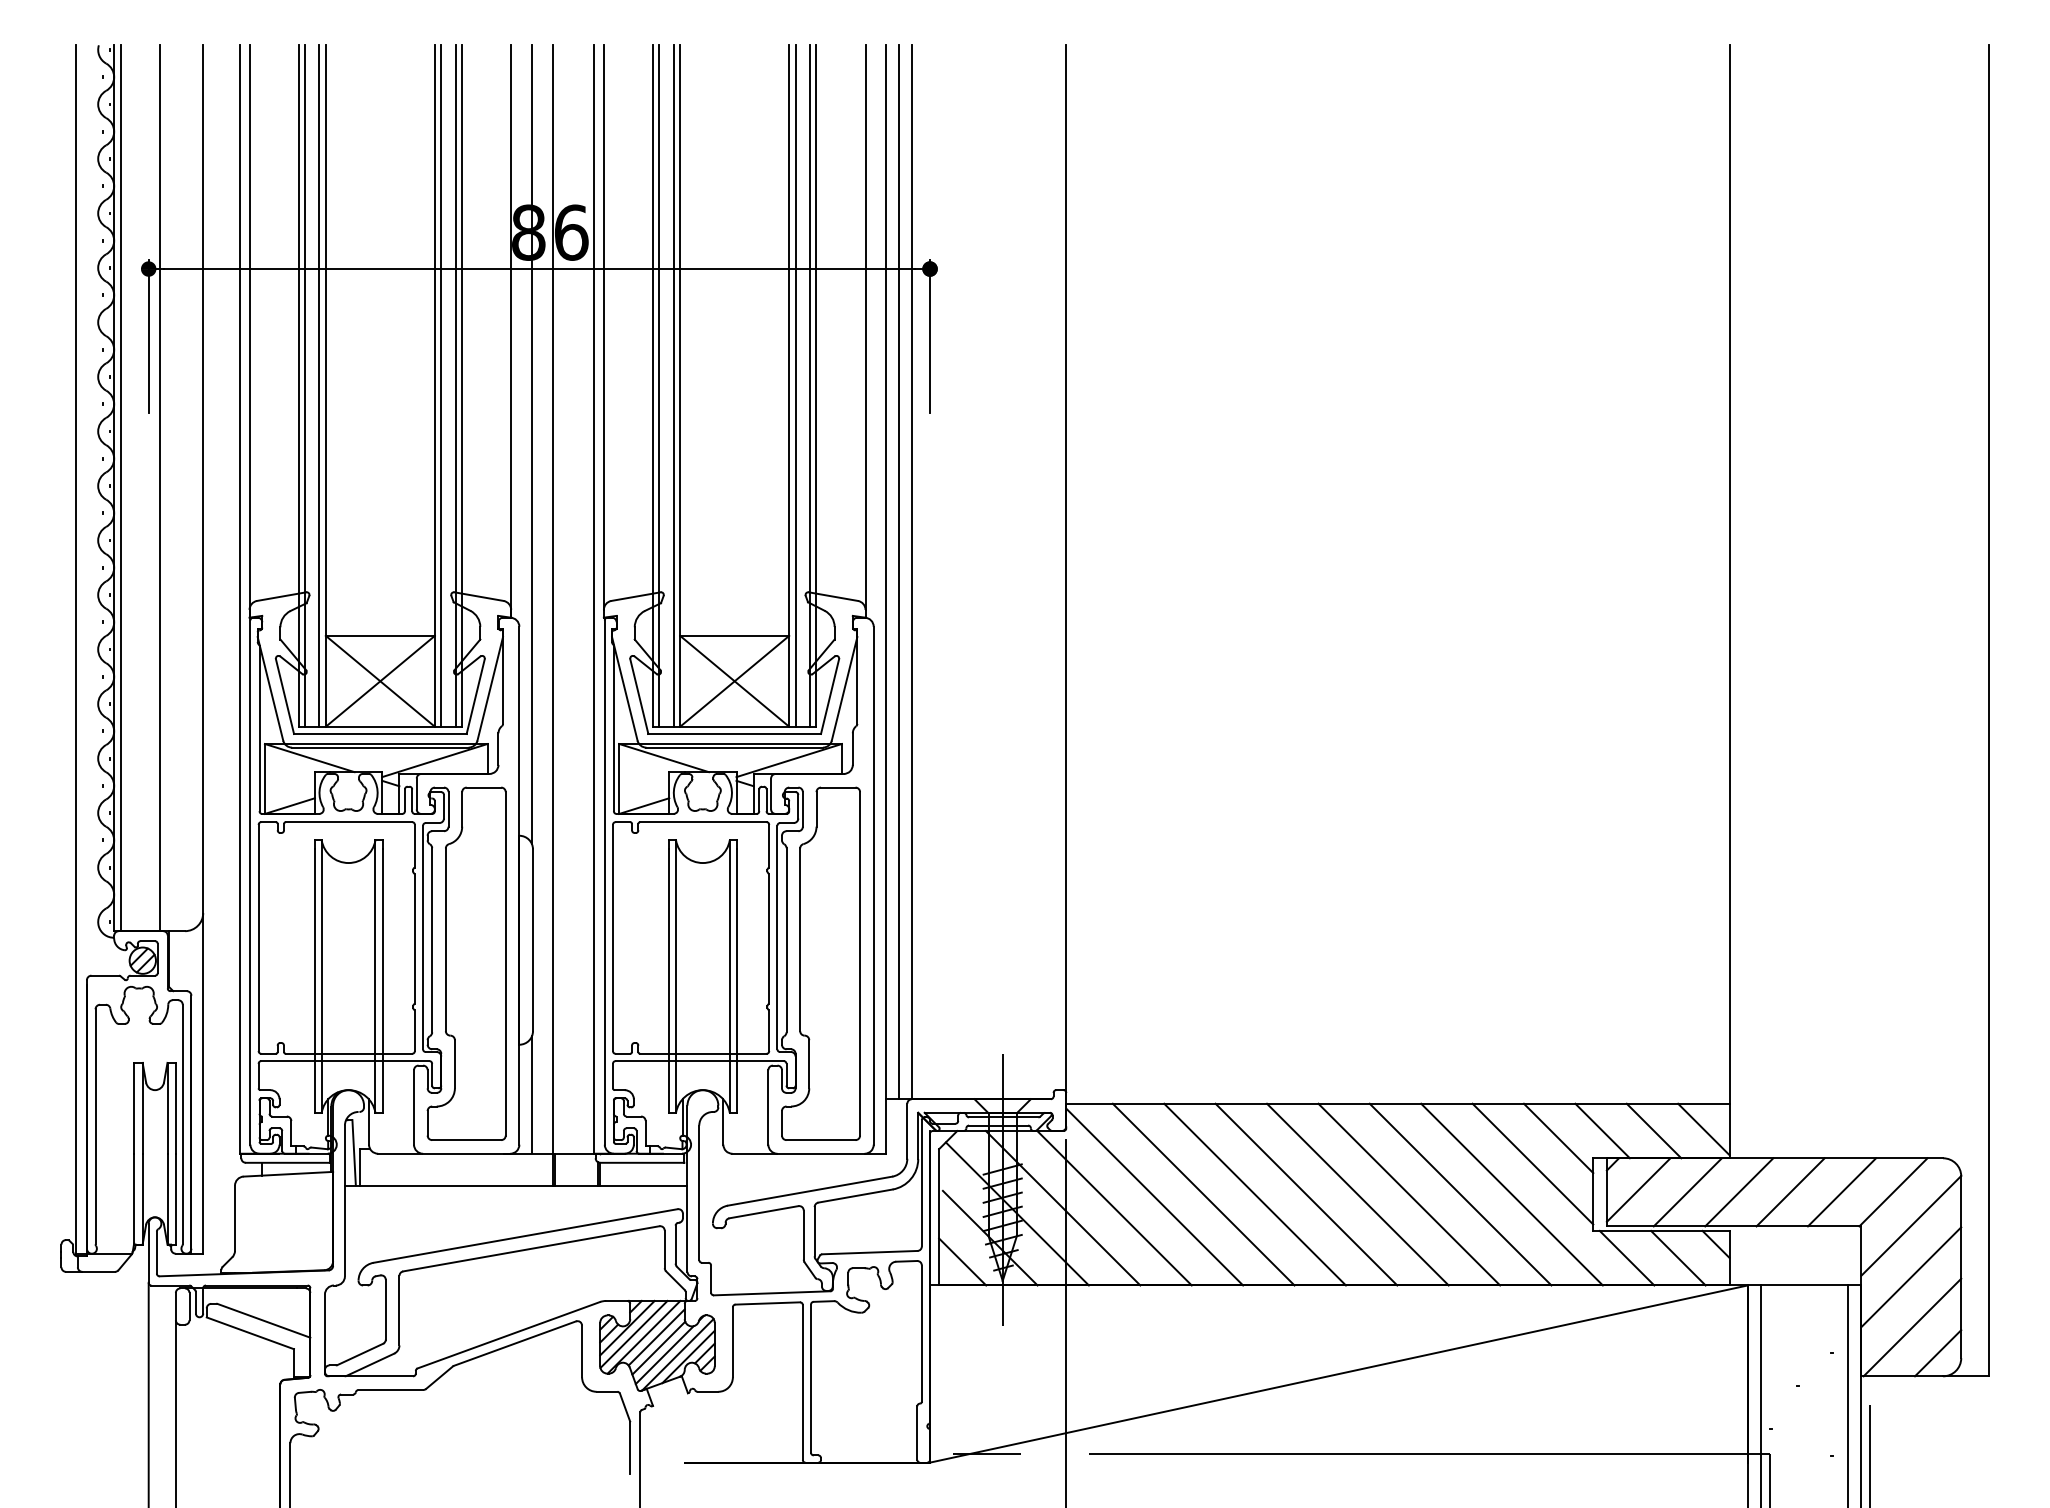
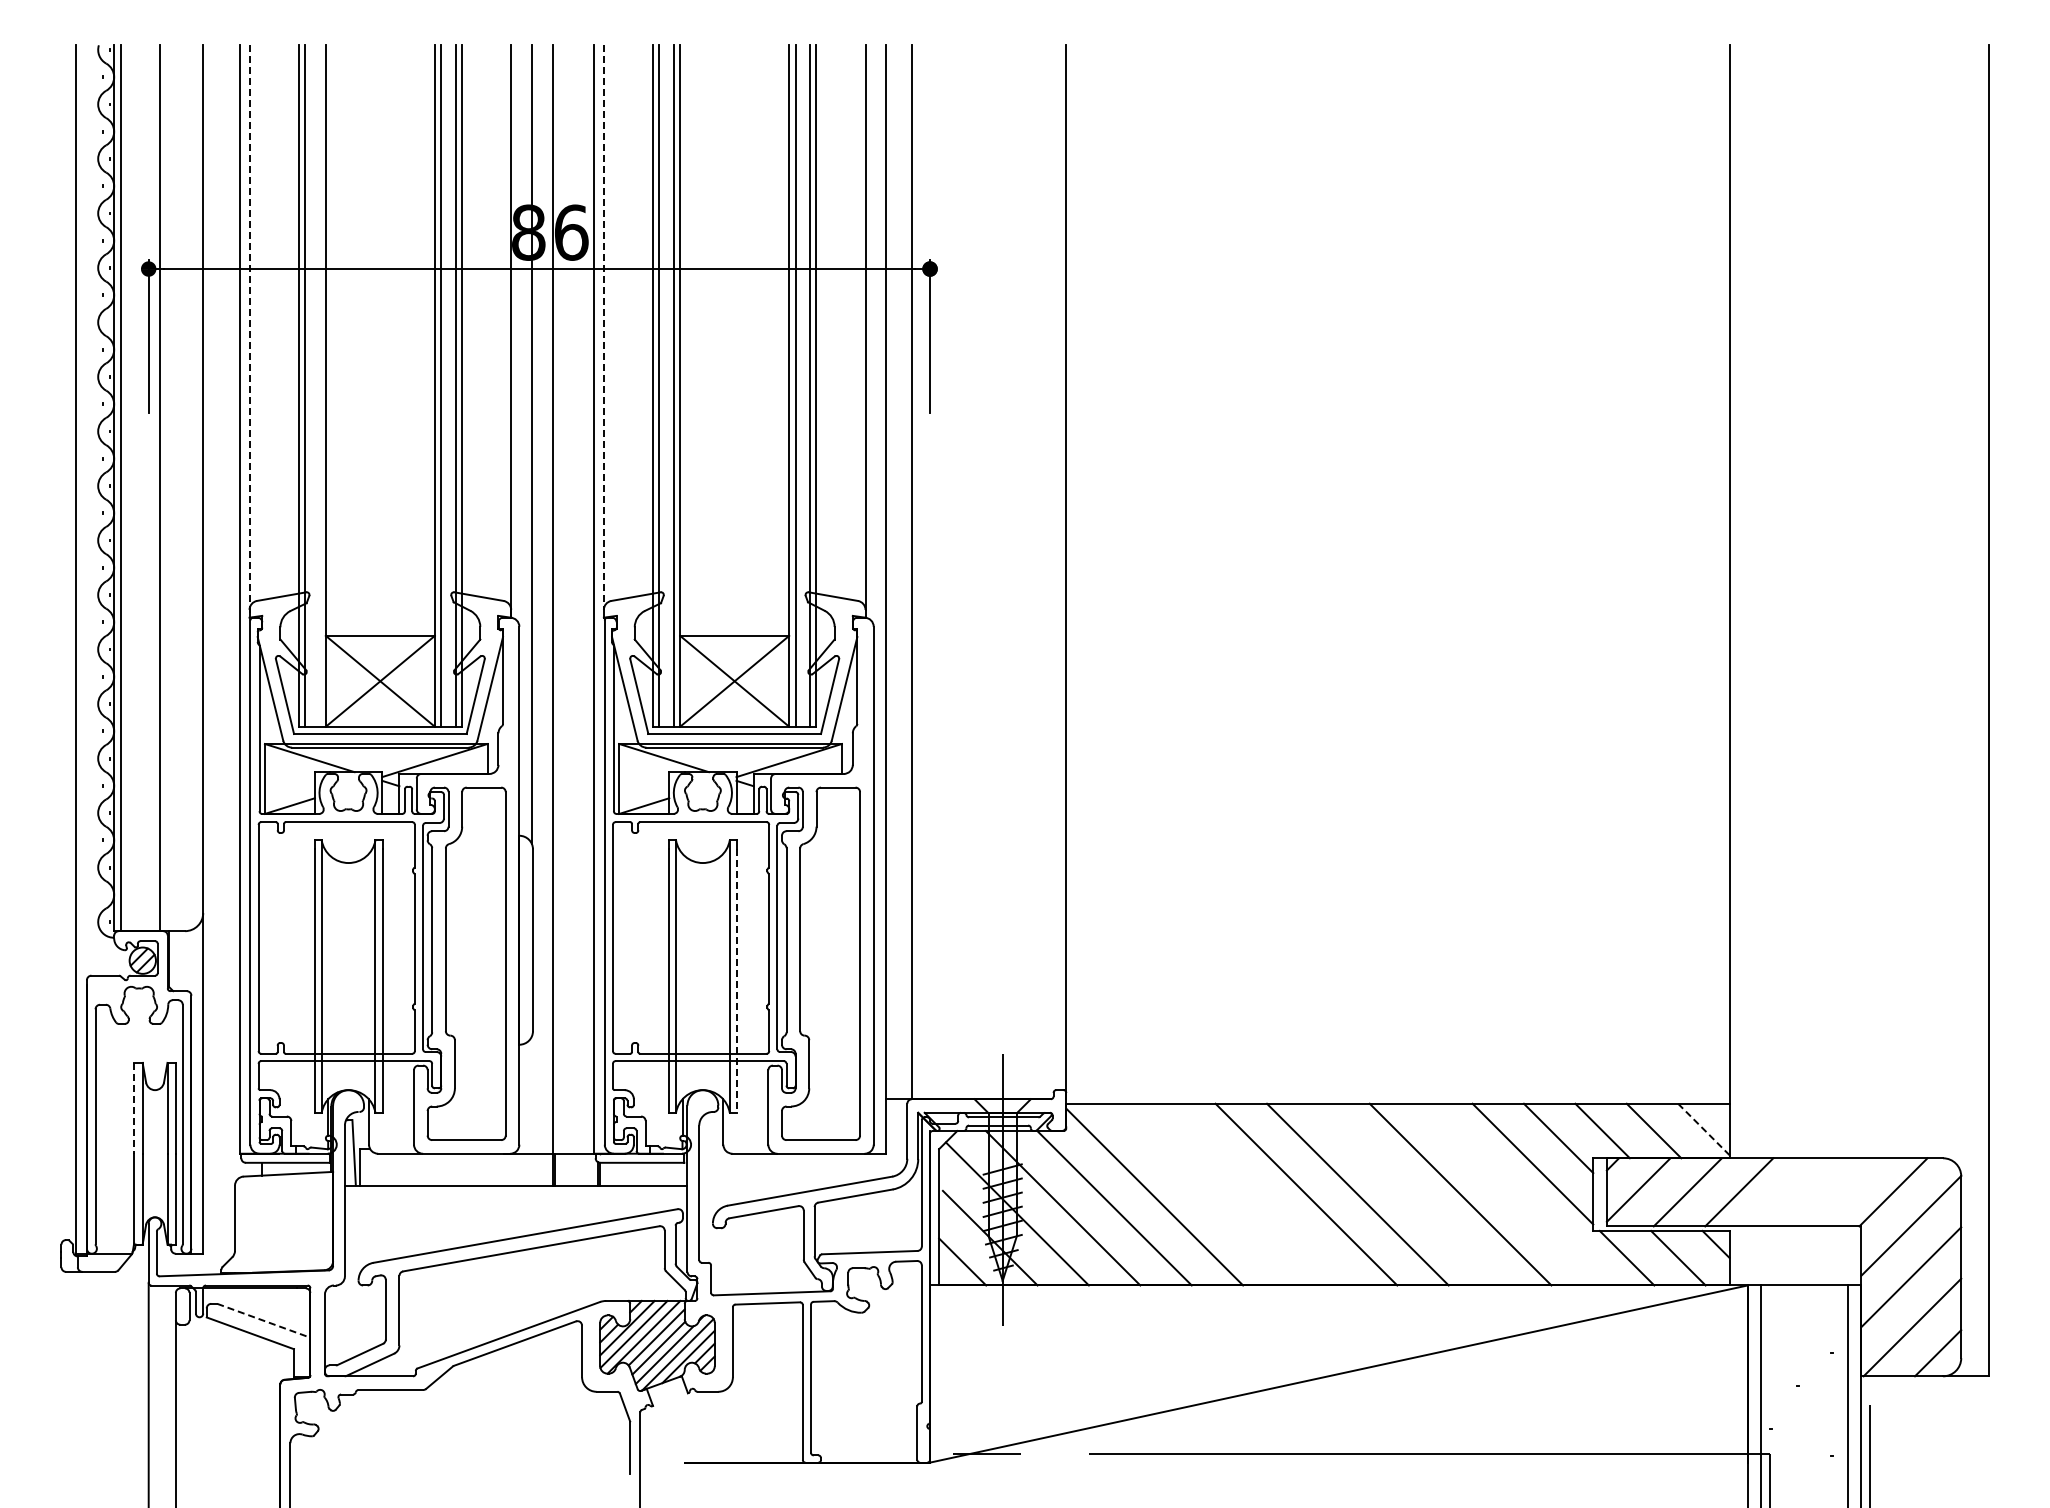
line: solid -> dashed (603, 328)
line: solid -> dashed (249, 331)
line: present -> none (319, 385)
line: present -> none (899, 572)
line: solid -> dashed (736, 981)
line: present -> none (532, 1094)
line: solid -> dashed (134, 1108)
line: solid -> dashed (1704, 1129)
line: present -> none (1790, 1192)
line: present -> none (1841, 1192)
line: present -> none (1203, 1194)
line: present -> none (1254, 1194)
line: present -> none (1409, 1194)
line: present -> none (1511, 1194)
line: solid -> dashed (263, 1320)
line: present -> none (1066, 1322)
